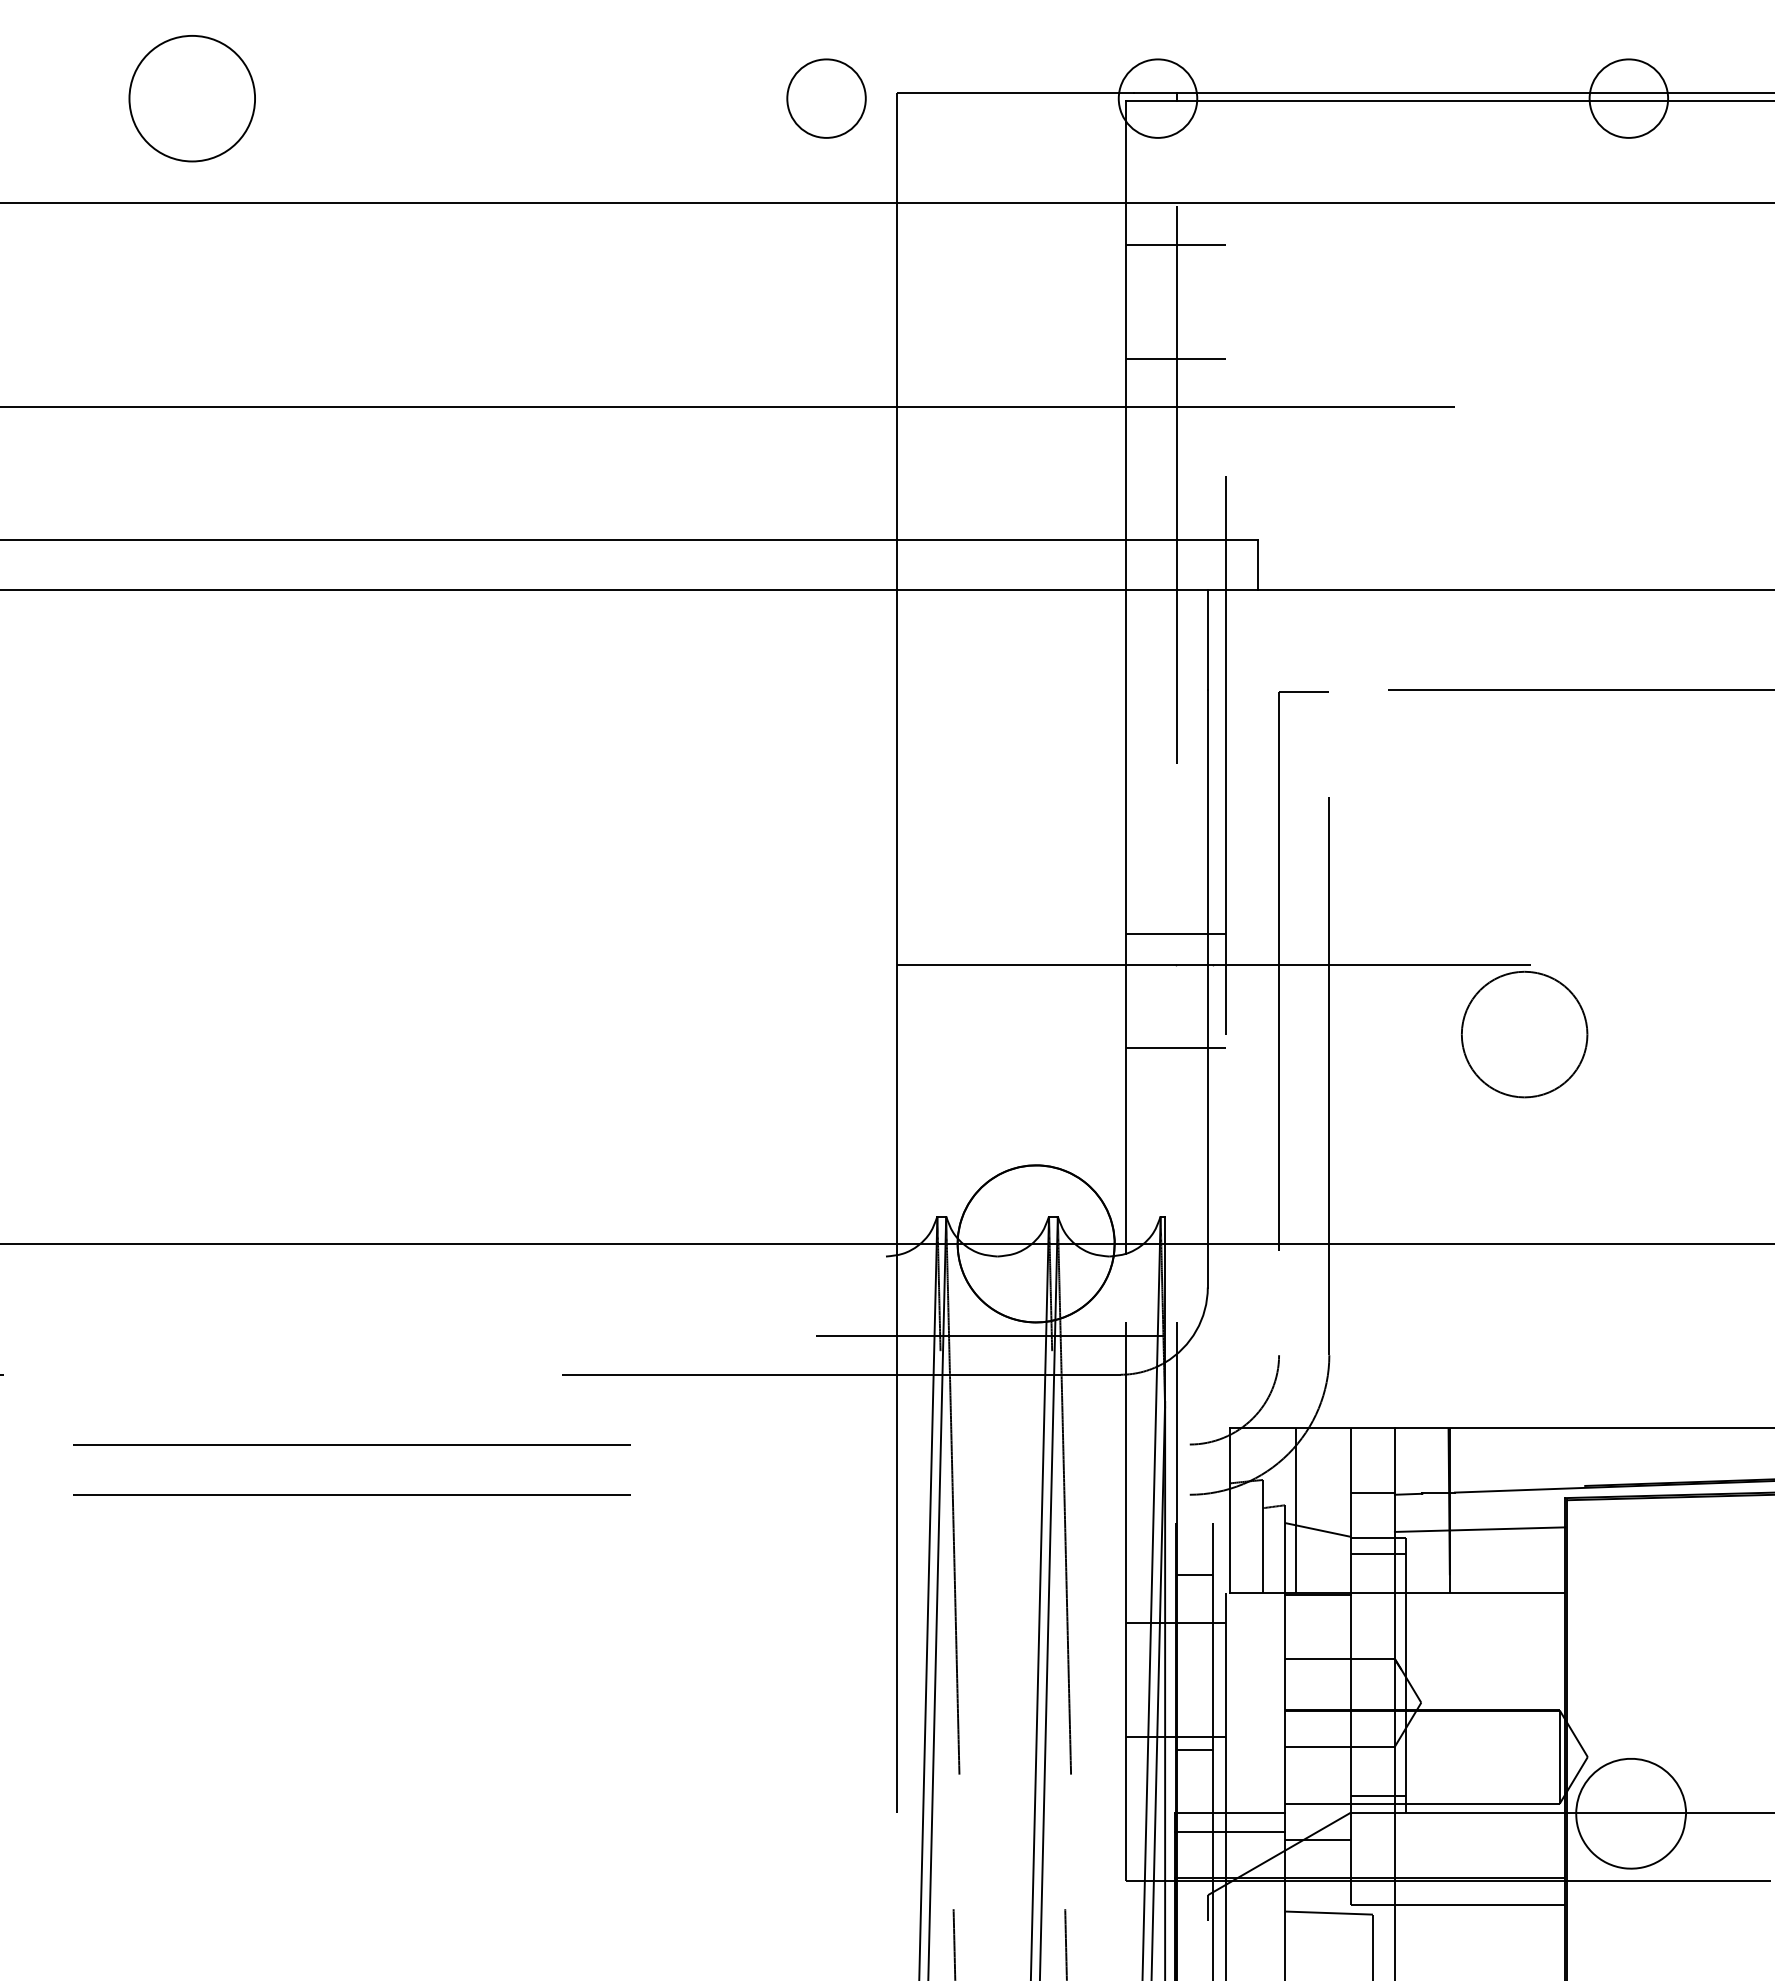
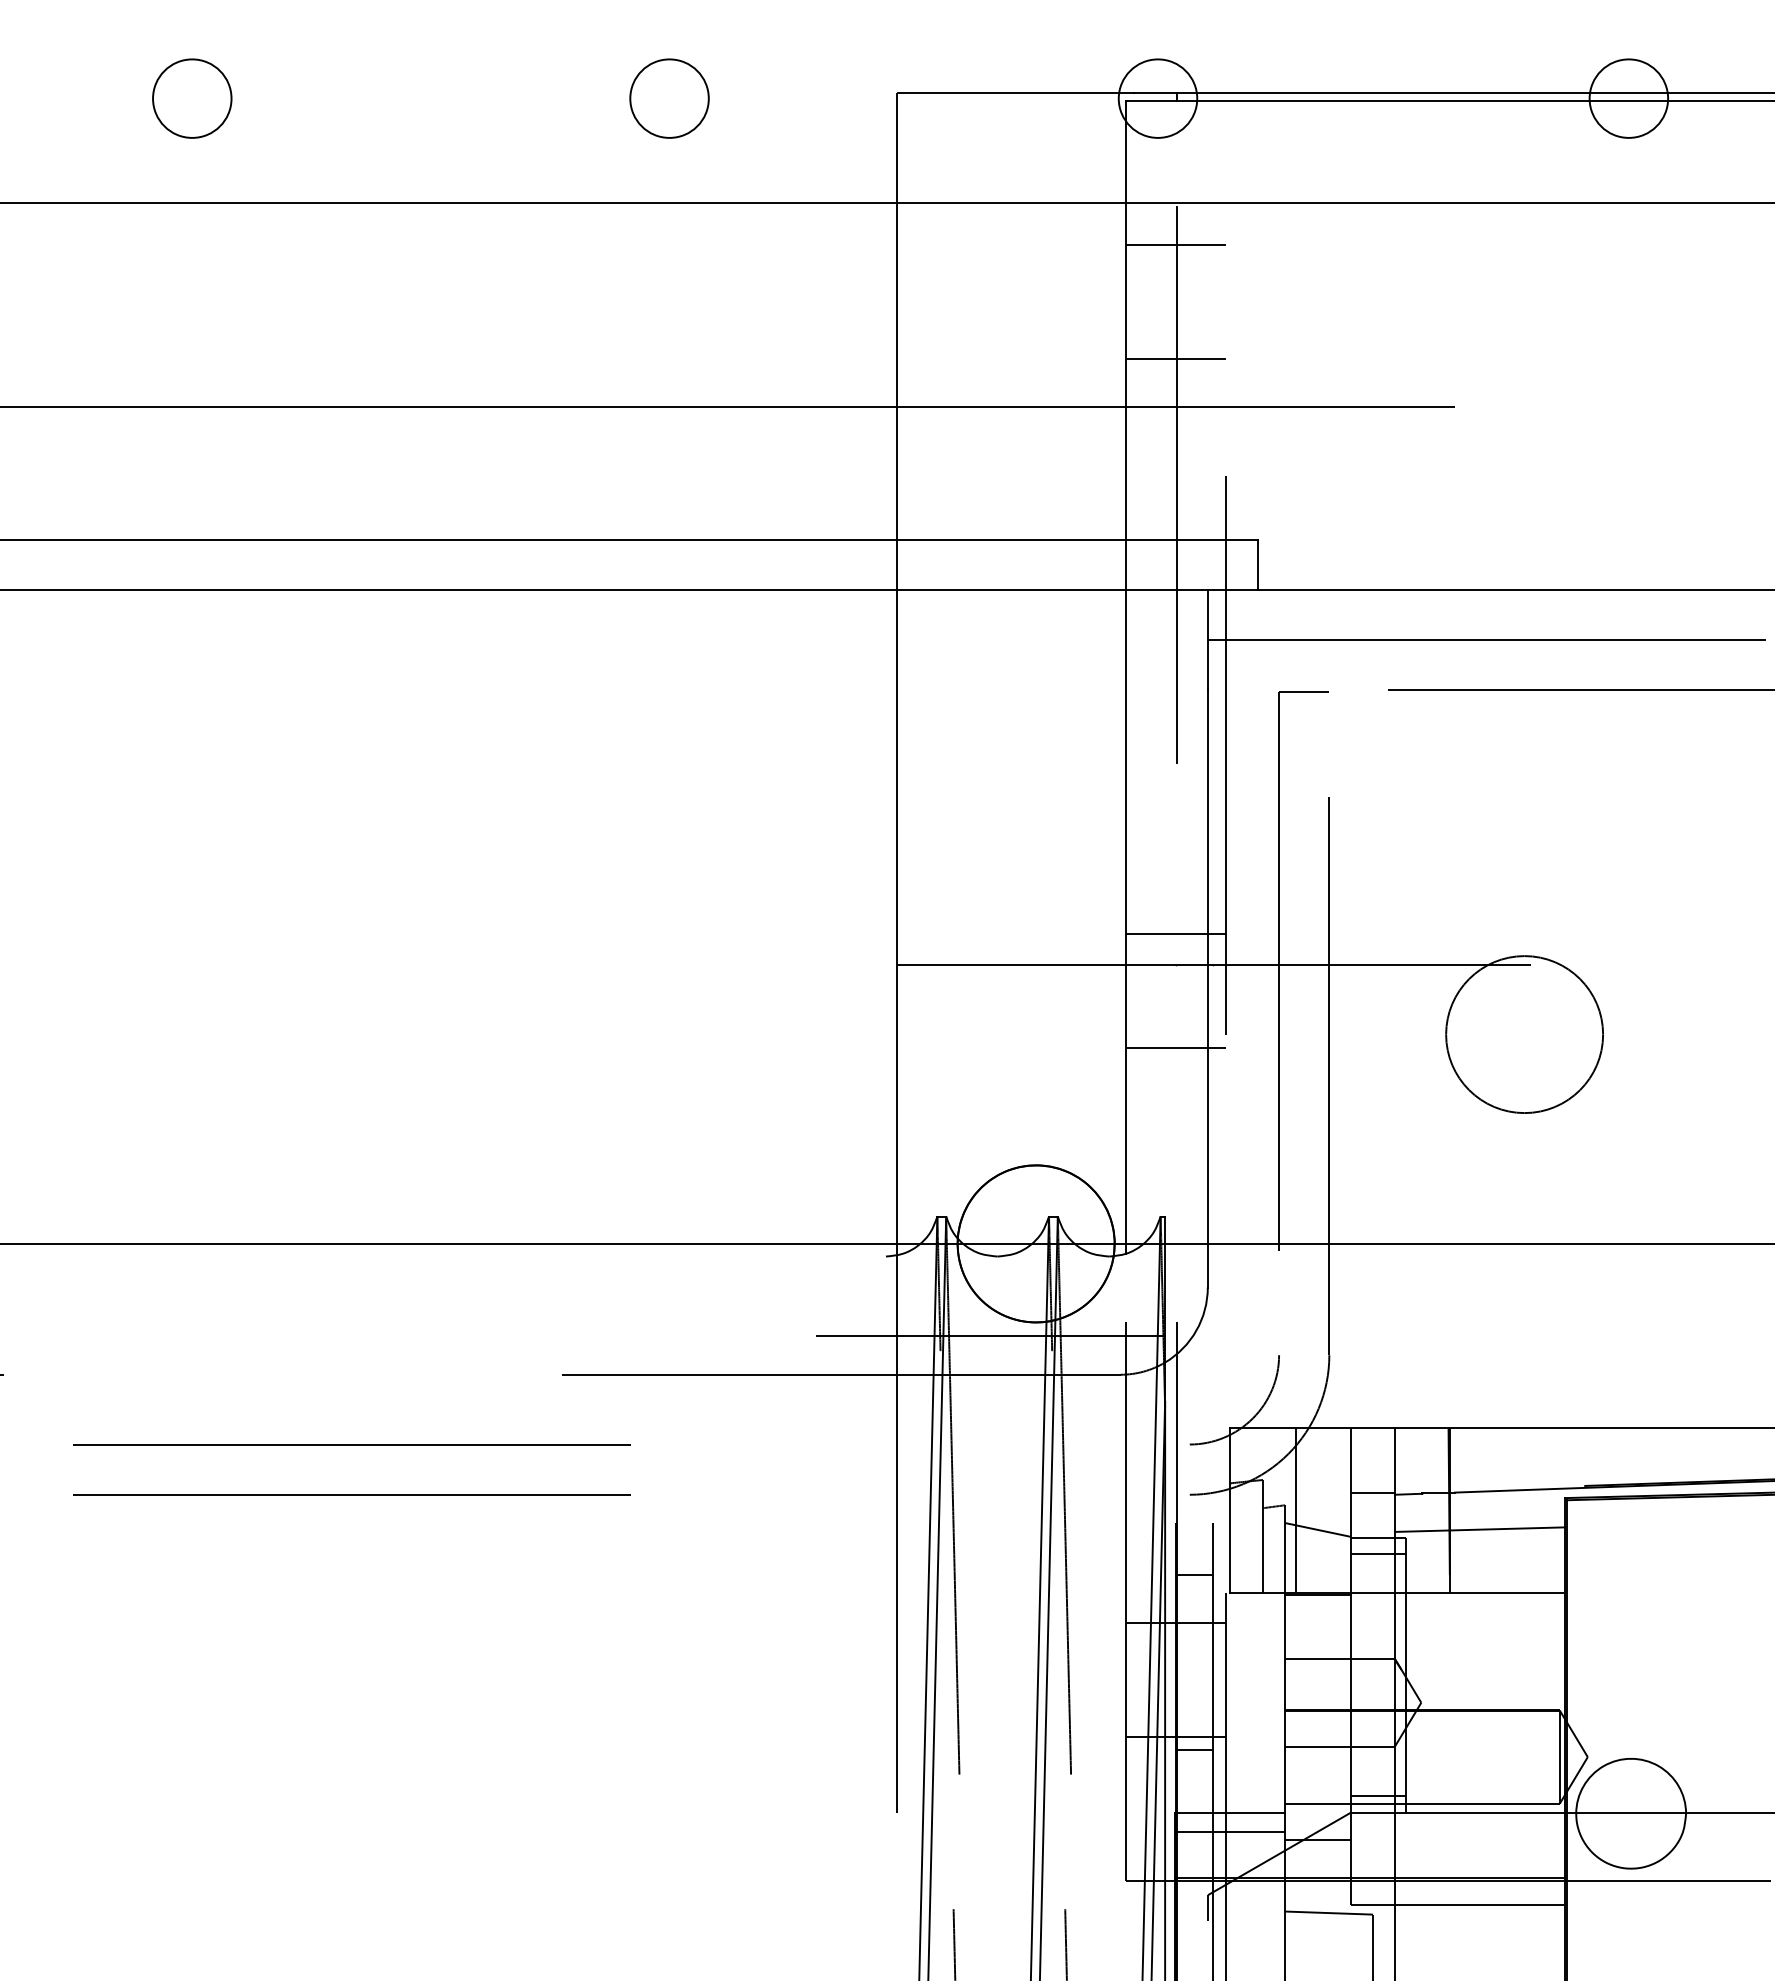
circle diameter: 126 px -> 78 px (192, 98)
circle position: (826, 98) -> (669, 98) (669, 98)
line: none -> present (1489, 640)
circle diameter: 126 px -> 157 px (1524, 1034)
